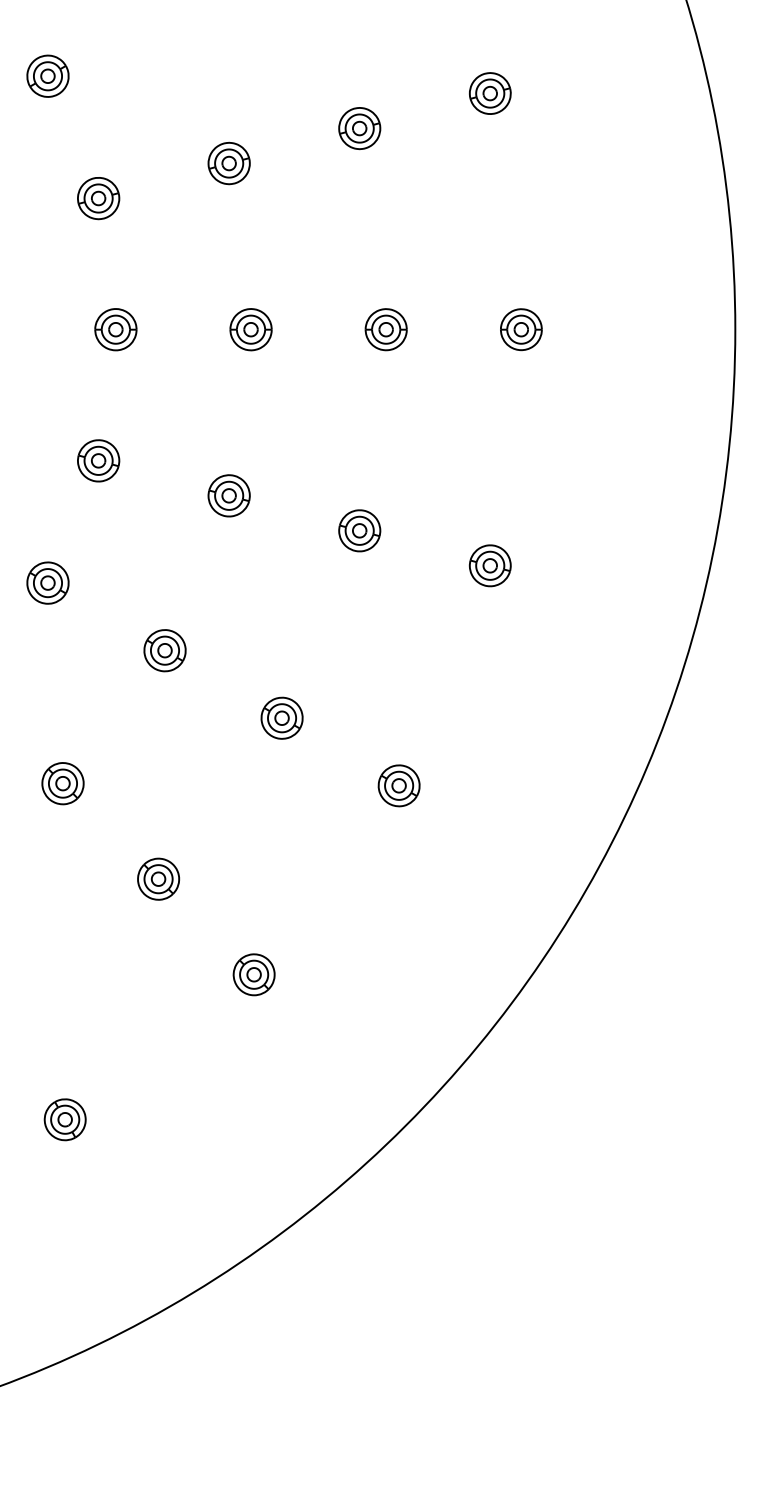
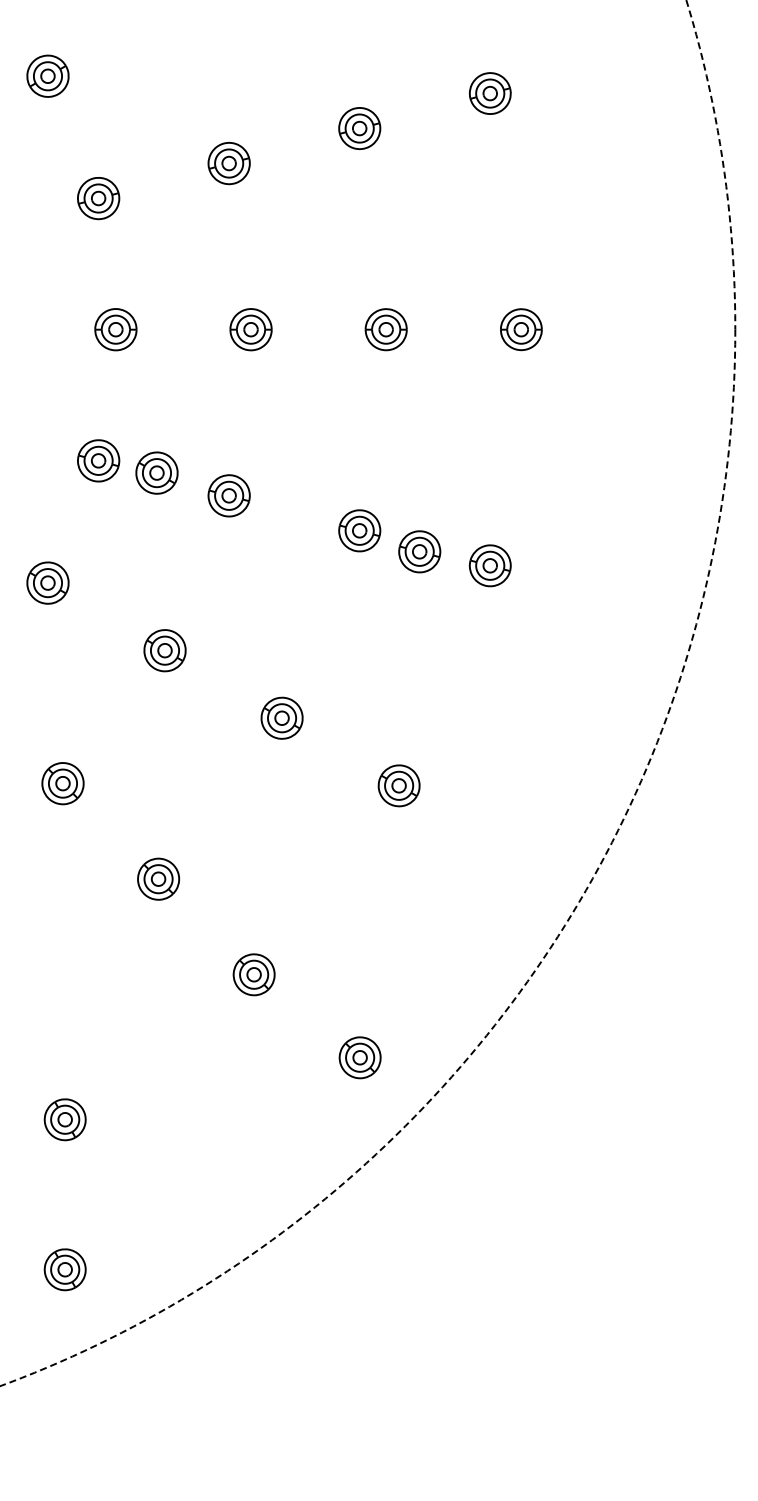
part: none -> present (156, 472)
part: none -> present (419, 551)
circle: solid -> dashed (367, 692)
part: none -> present (359, 1057)
part: none -> present (64, 1269)
